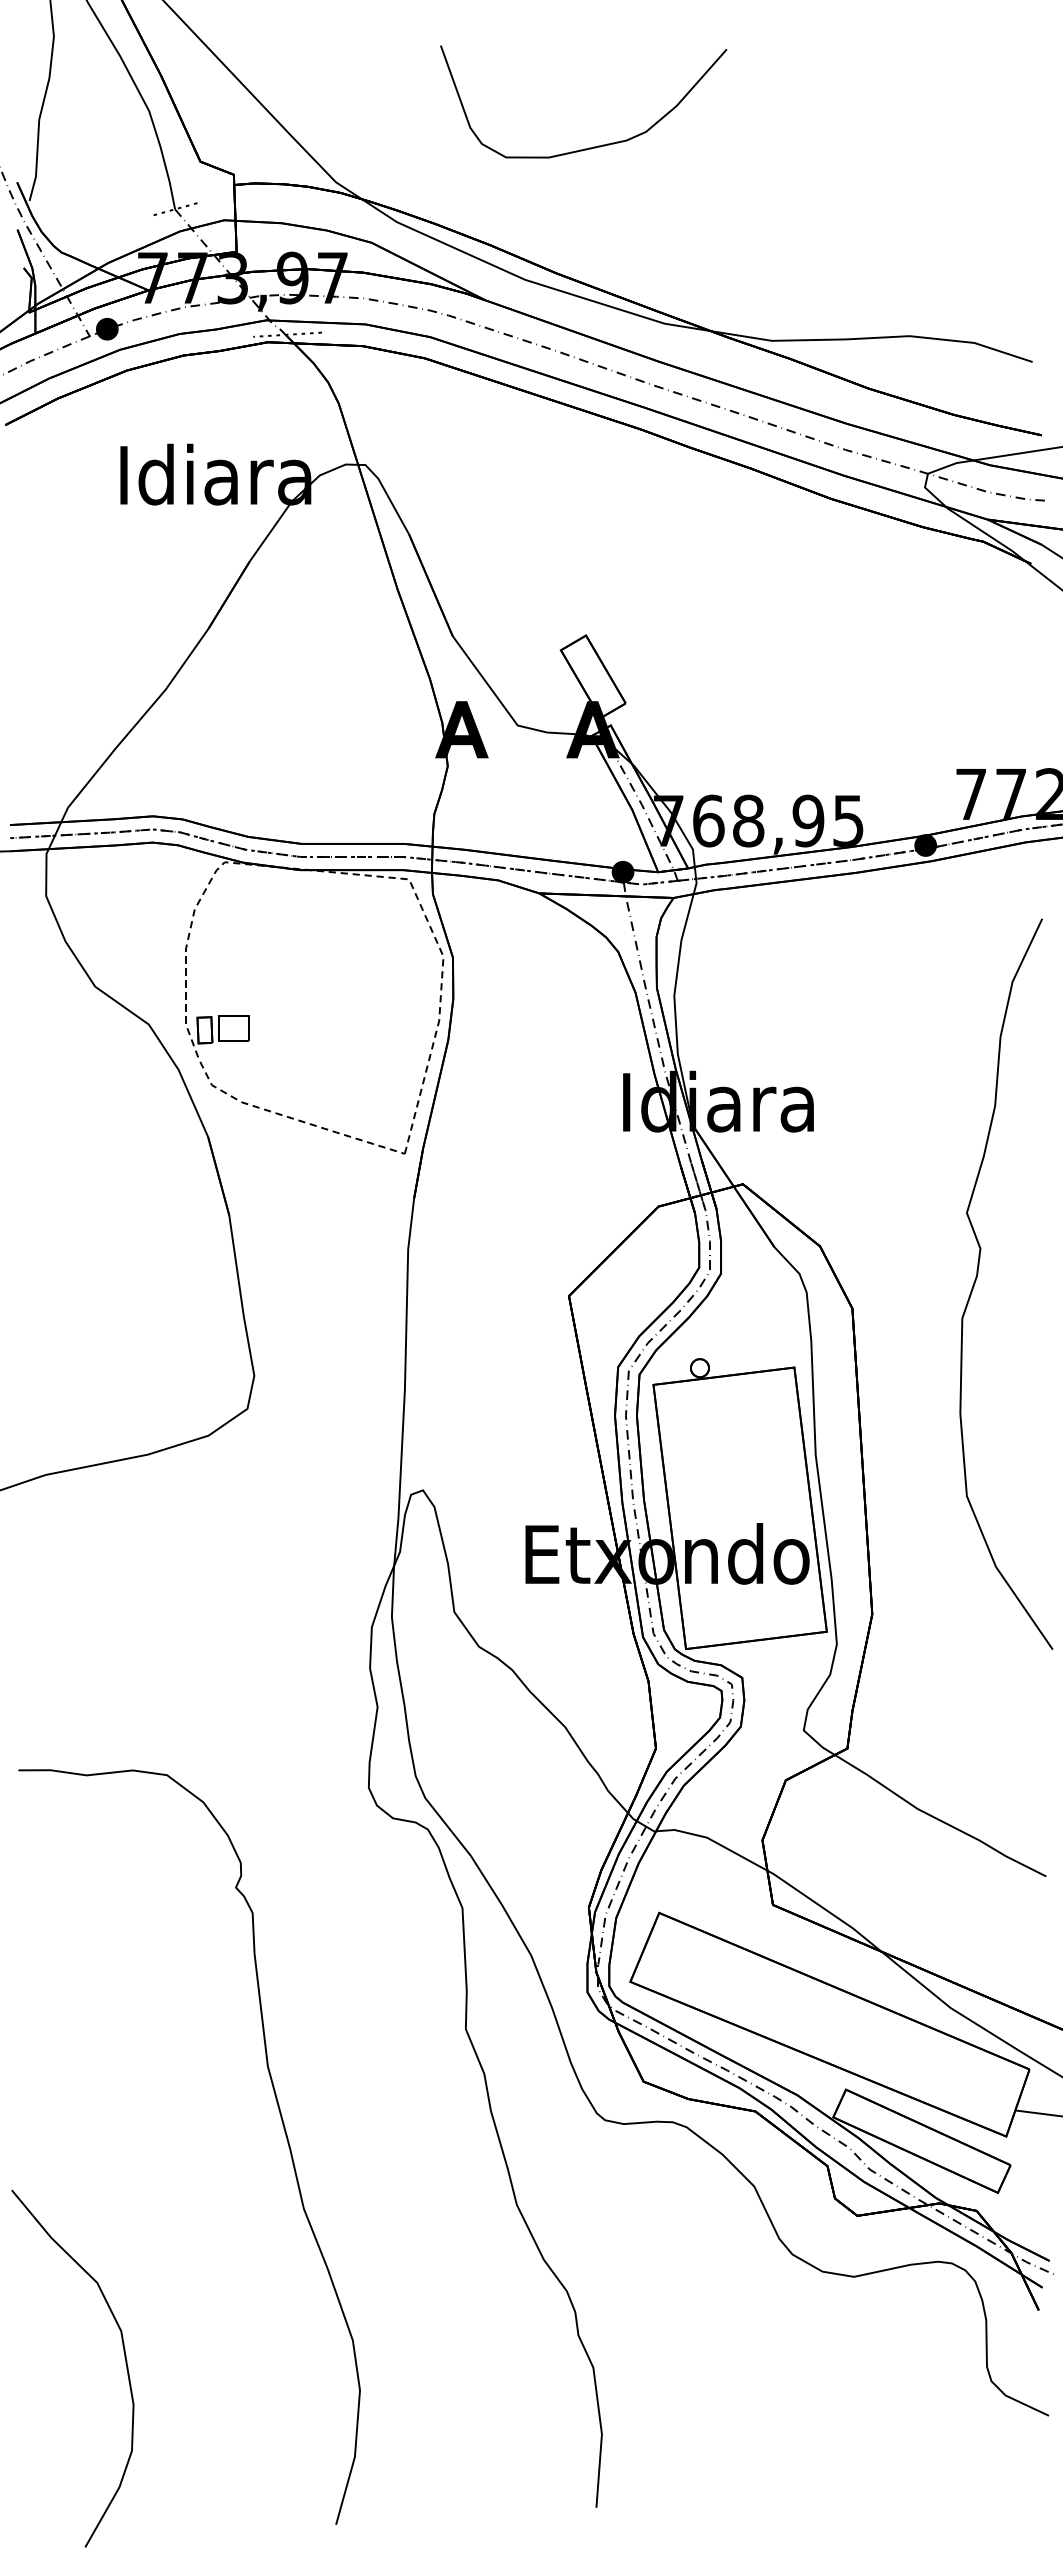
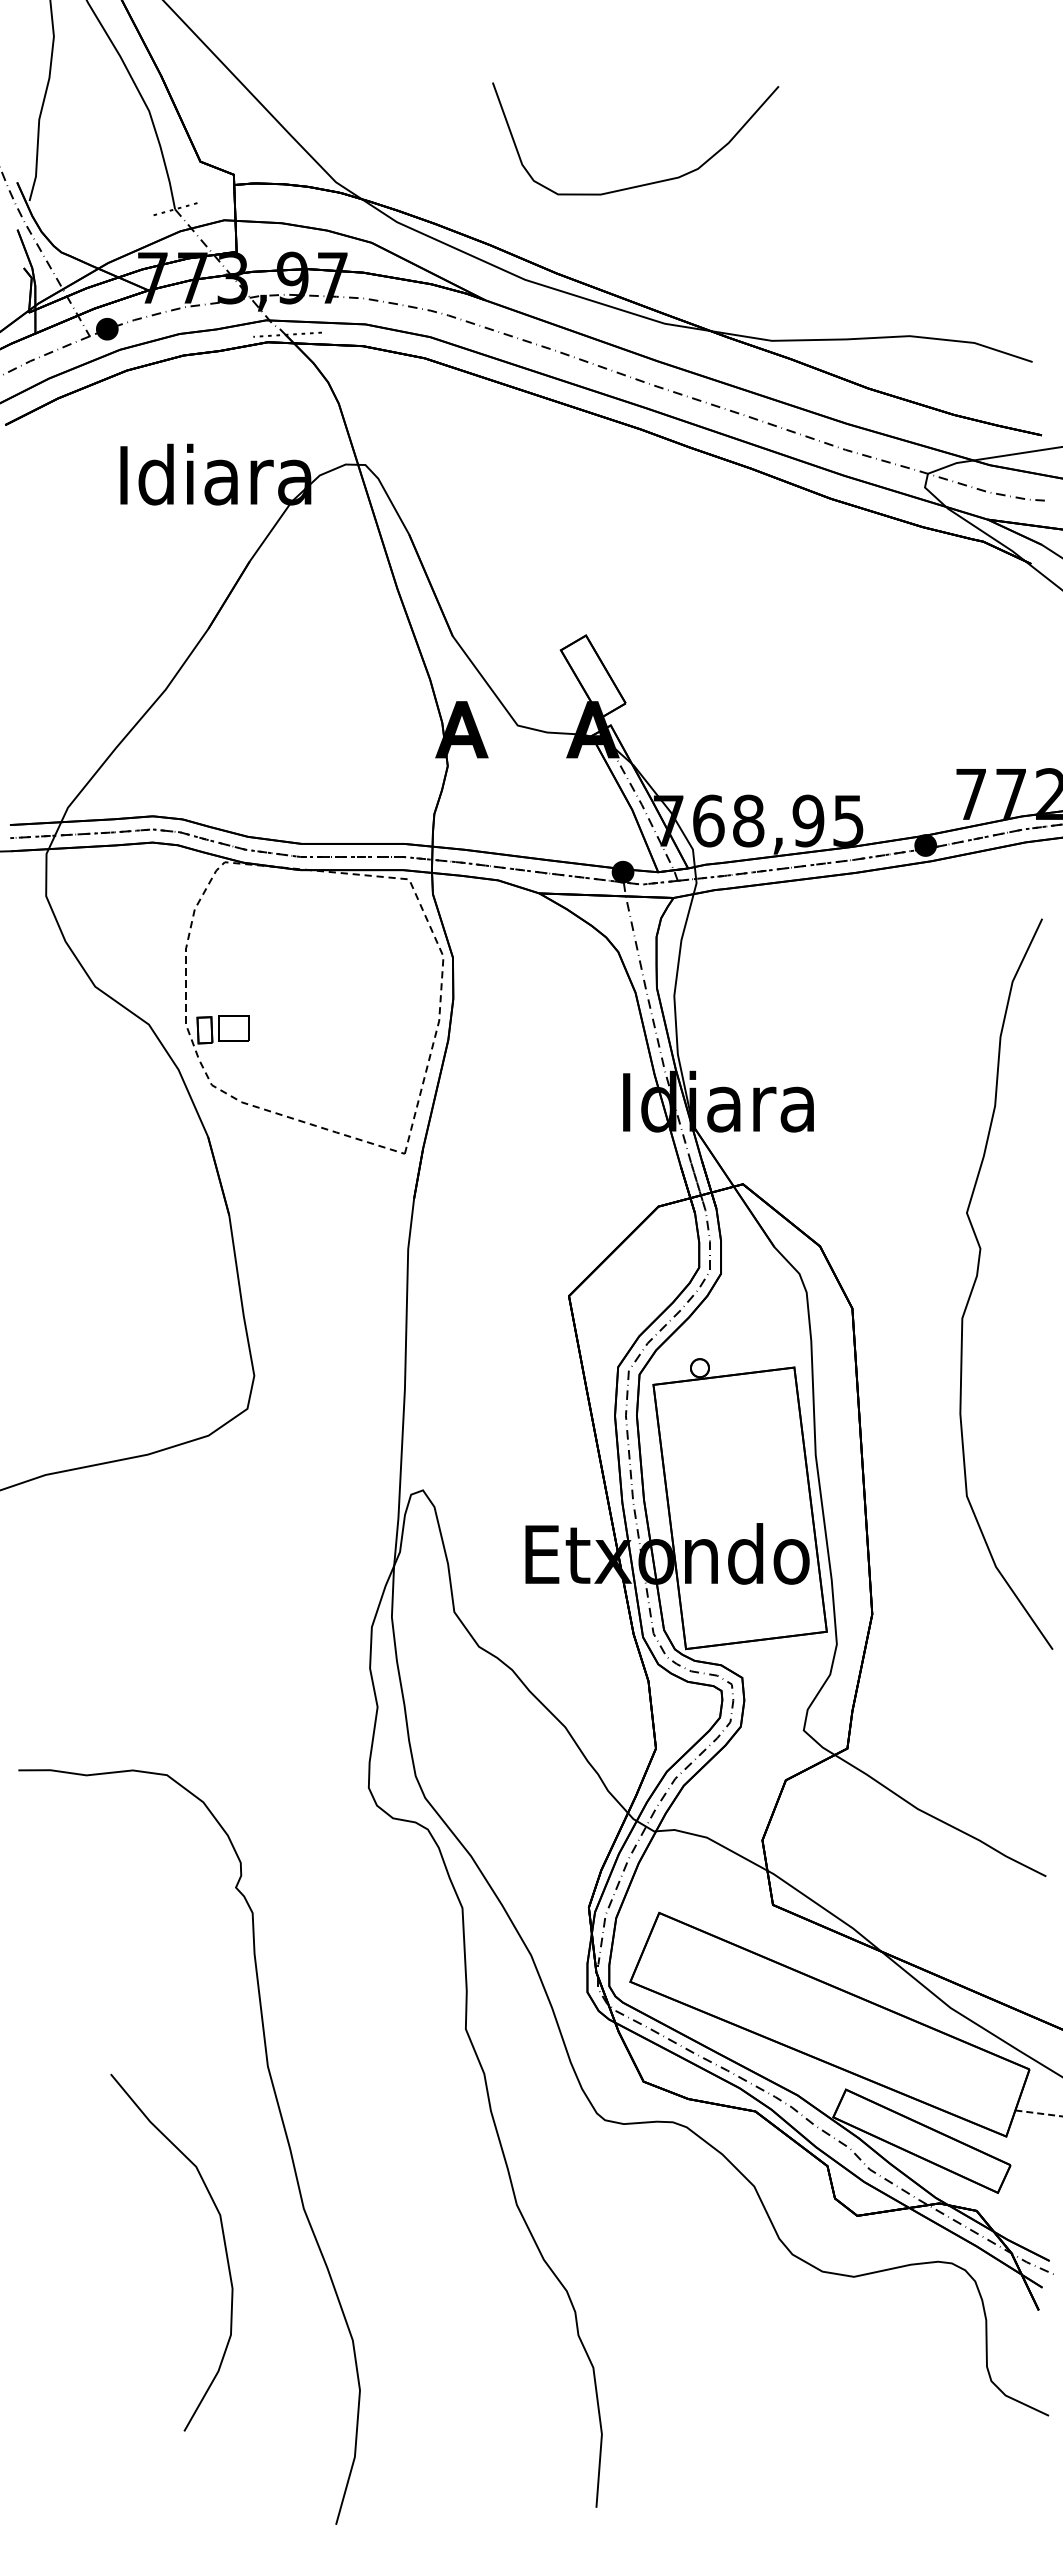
curve position: (593, 146) -> (645, 183) (645, 183)
line: solid -> dashed (1039, 2113)
curve position: (124, 2358) -> (223, 2242) (223, 2242)
